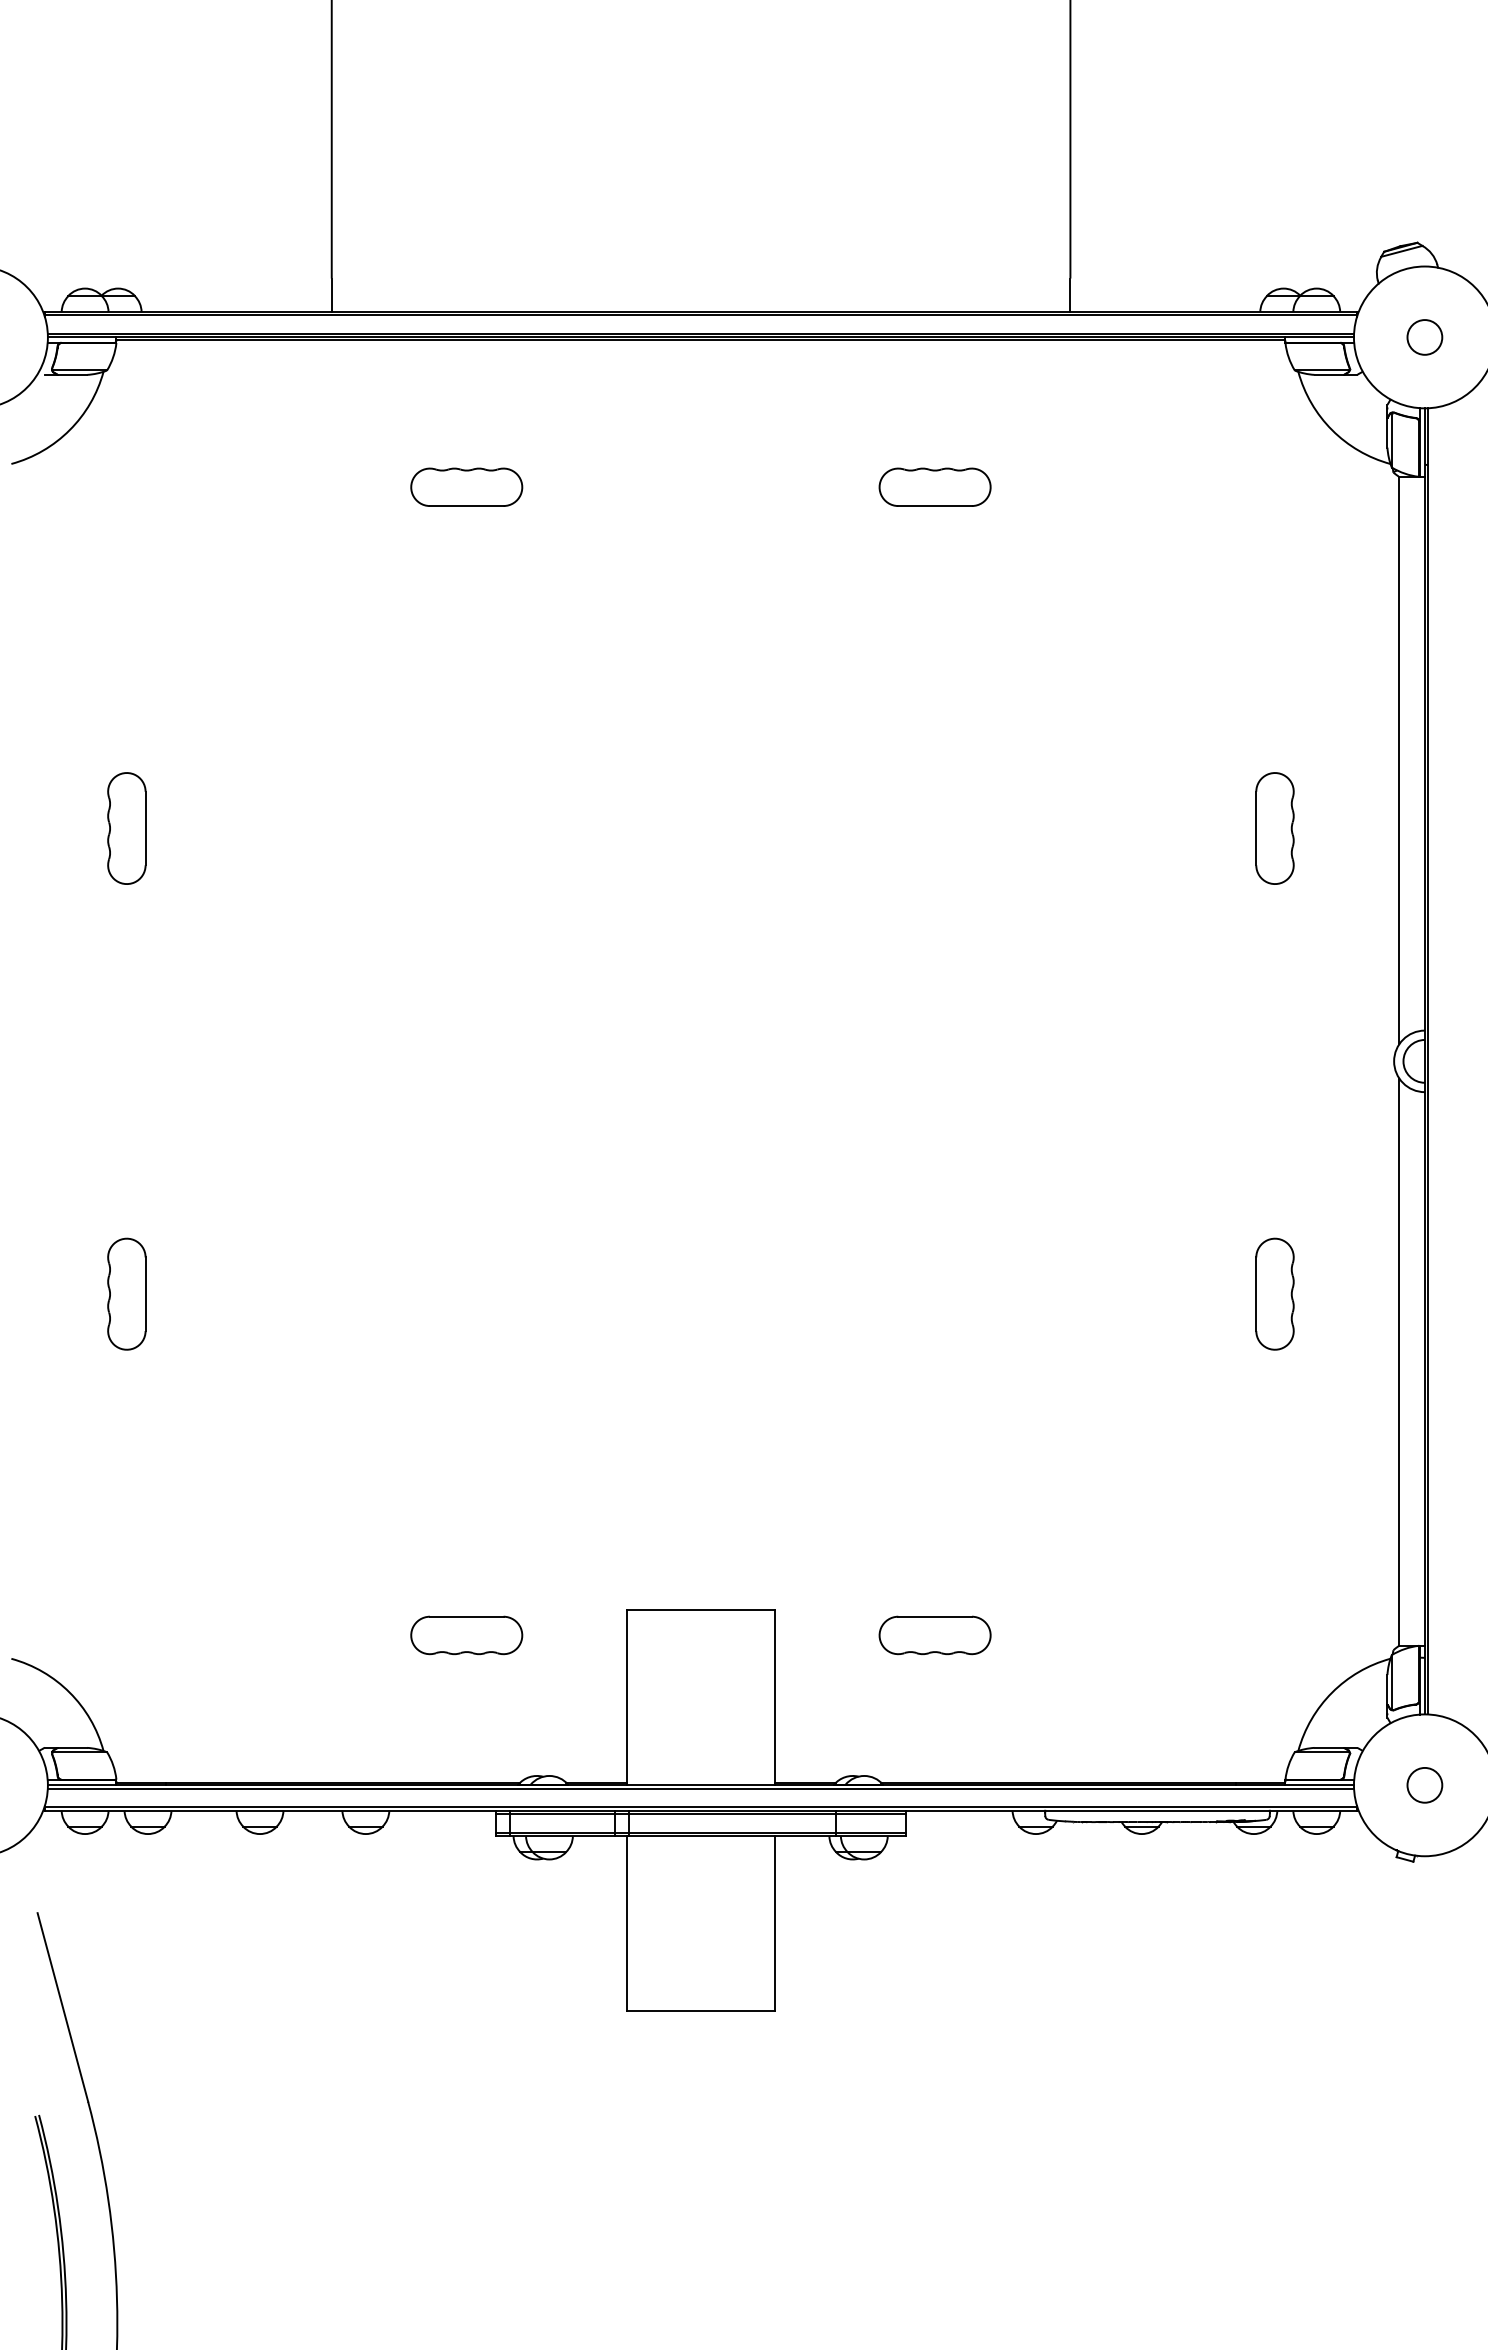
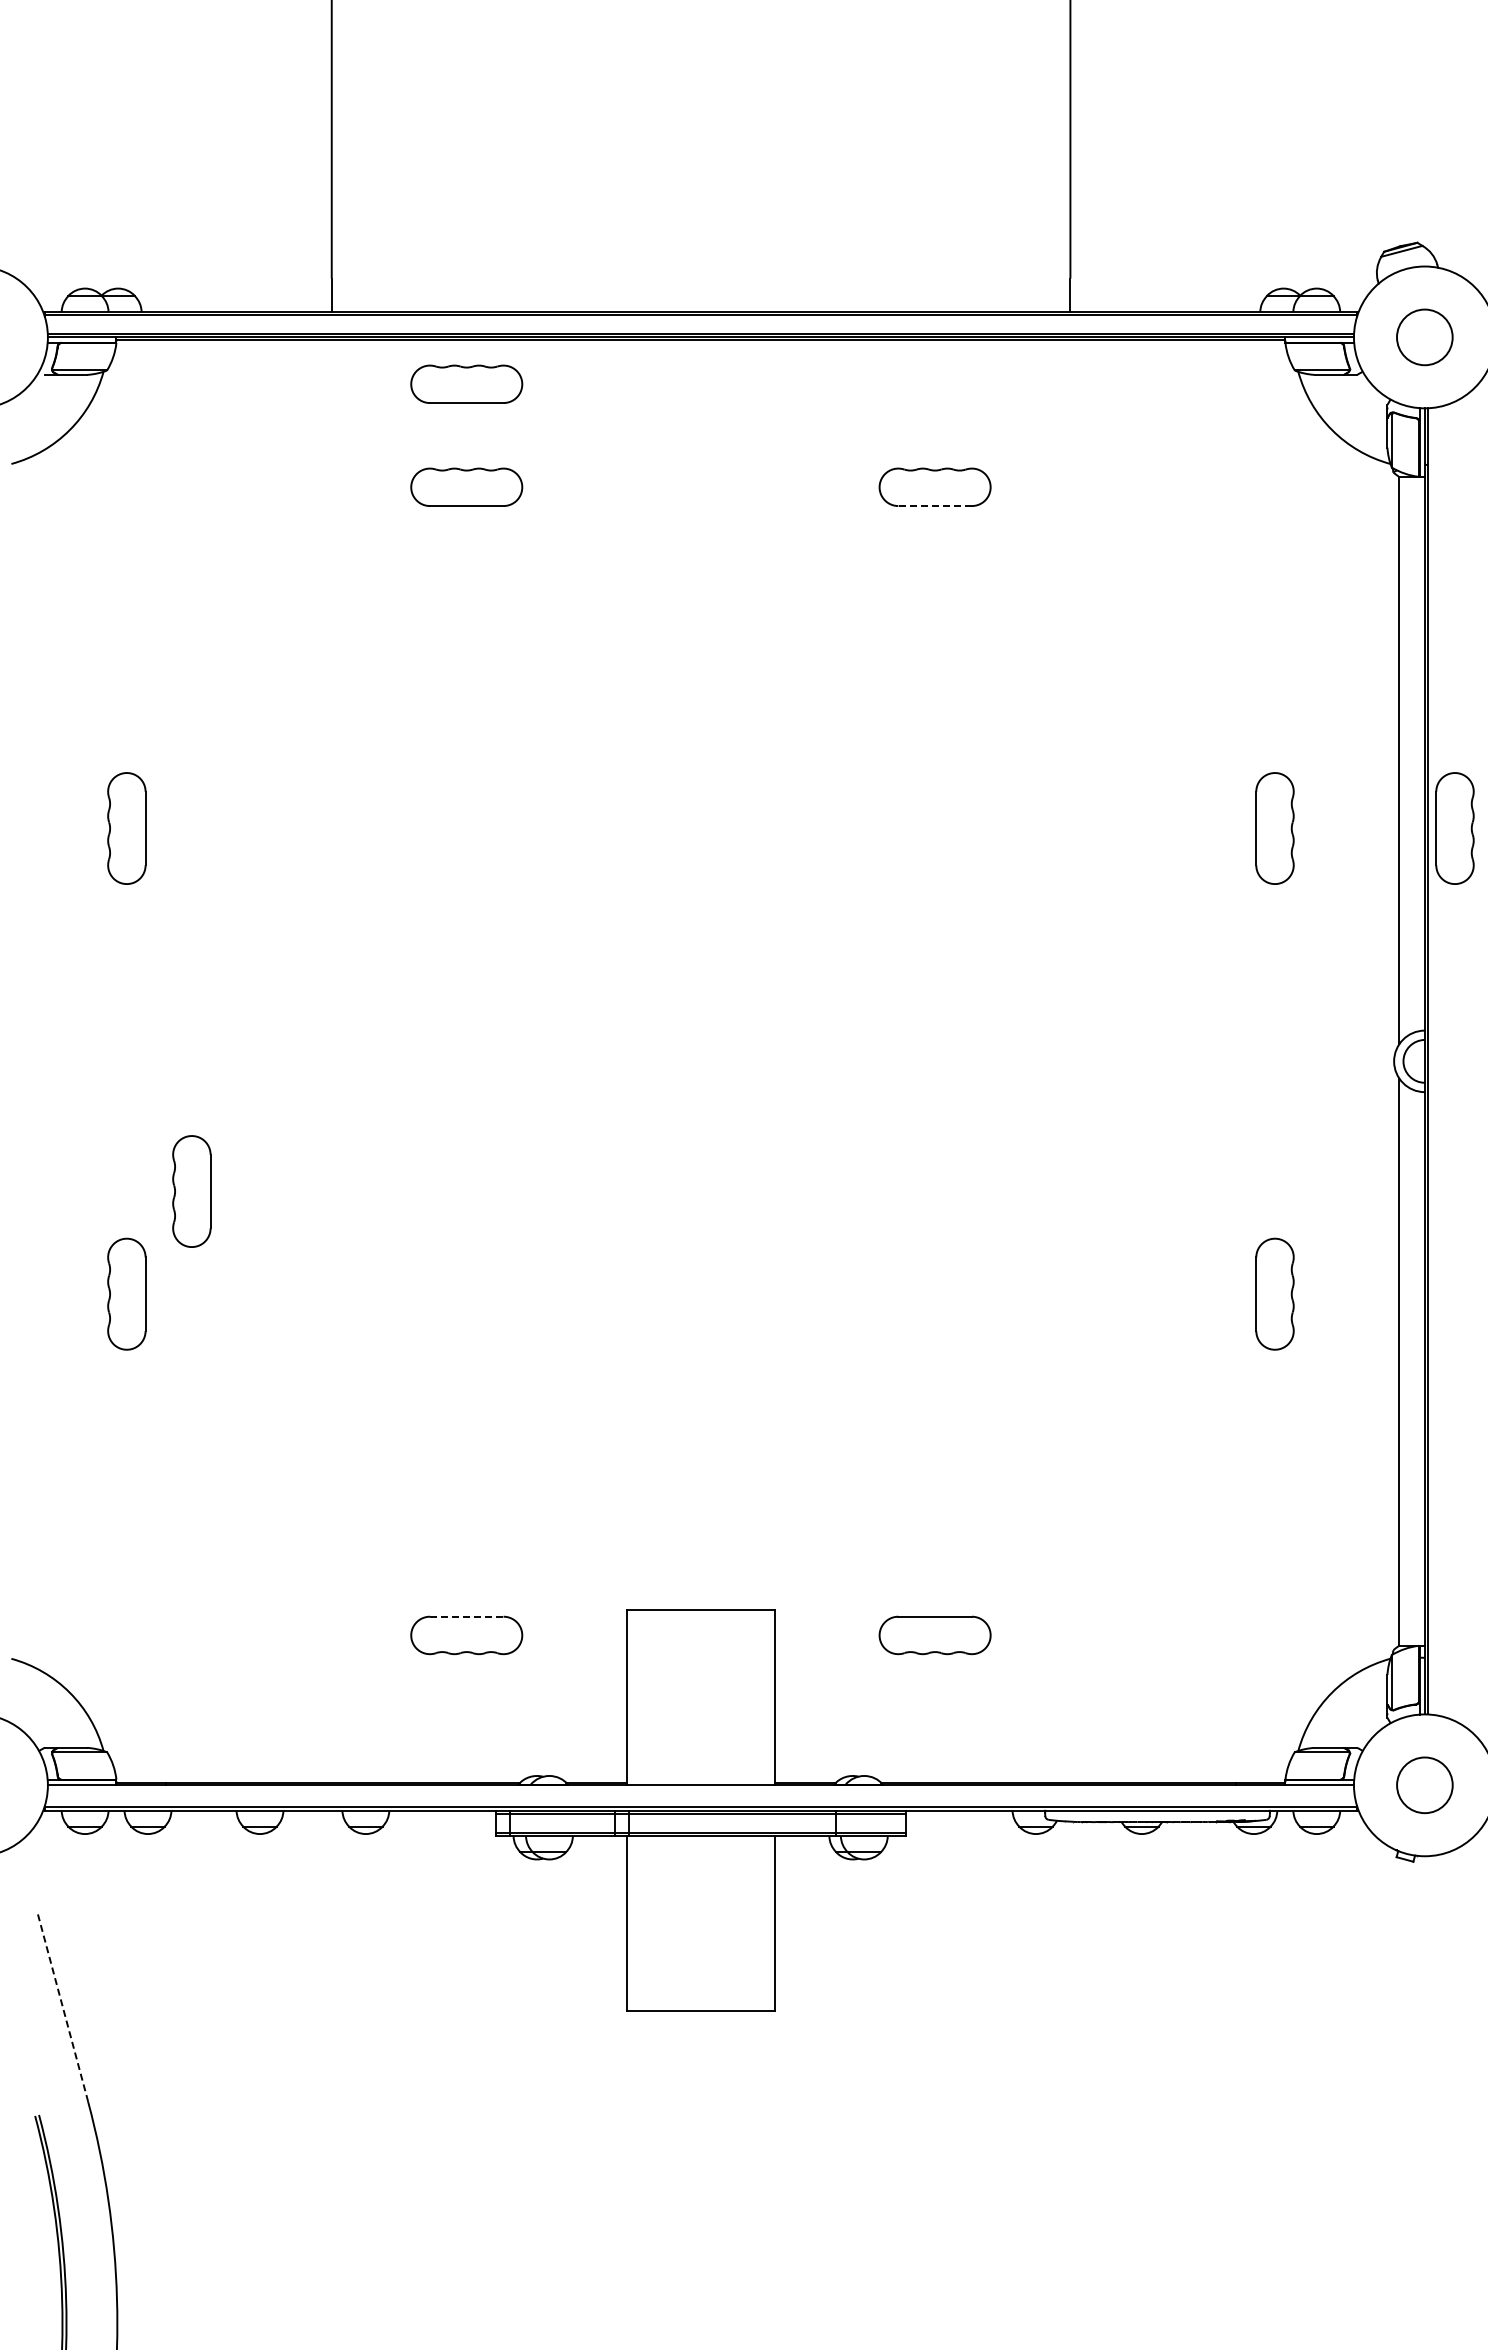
circle size: 38x37 px -> 58x59 px (1424, 337)
part: none -> present (466, 383)
line: solid -> dashed (935, 506)
part: none -> present (1454, 828)
part: none -> present (191, 1191)
line: solid -> dashed (466, 1616)
circle diameter: 35 px -> 56 px (1424, 1785)
line: present -> none (700, 1788)
line: solid -> dashed (62, 2007)
